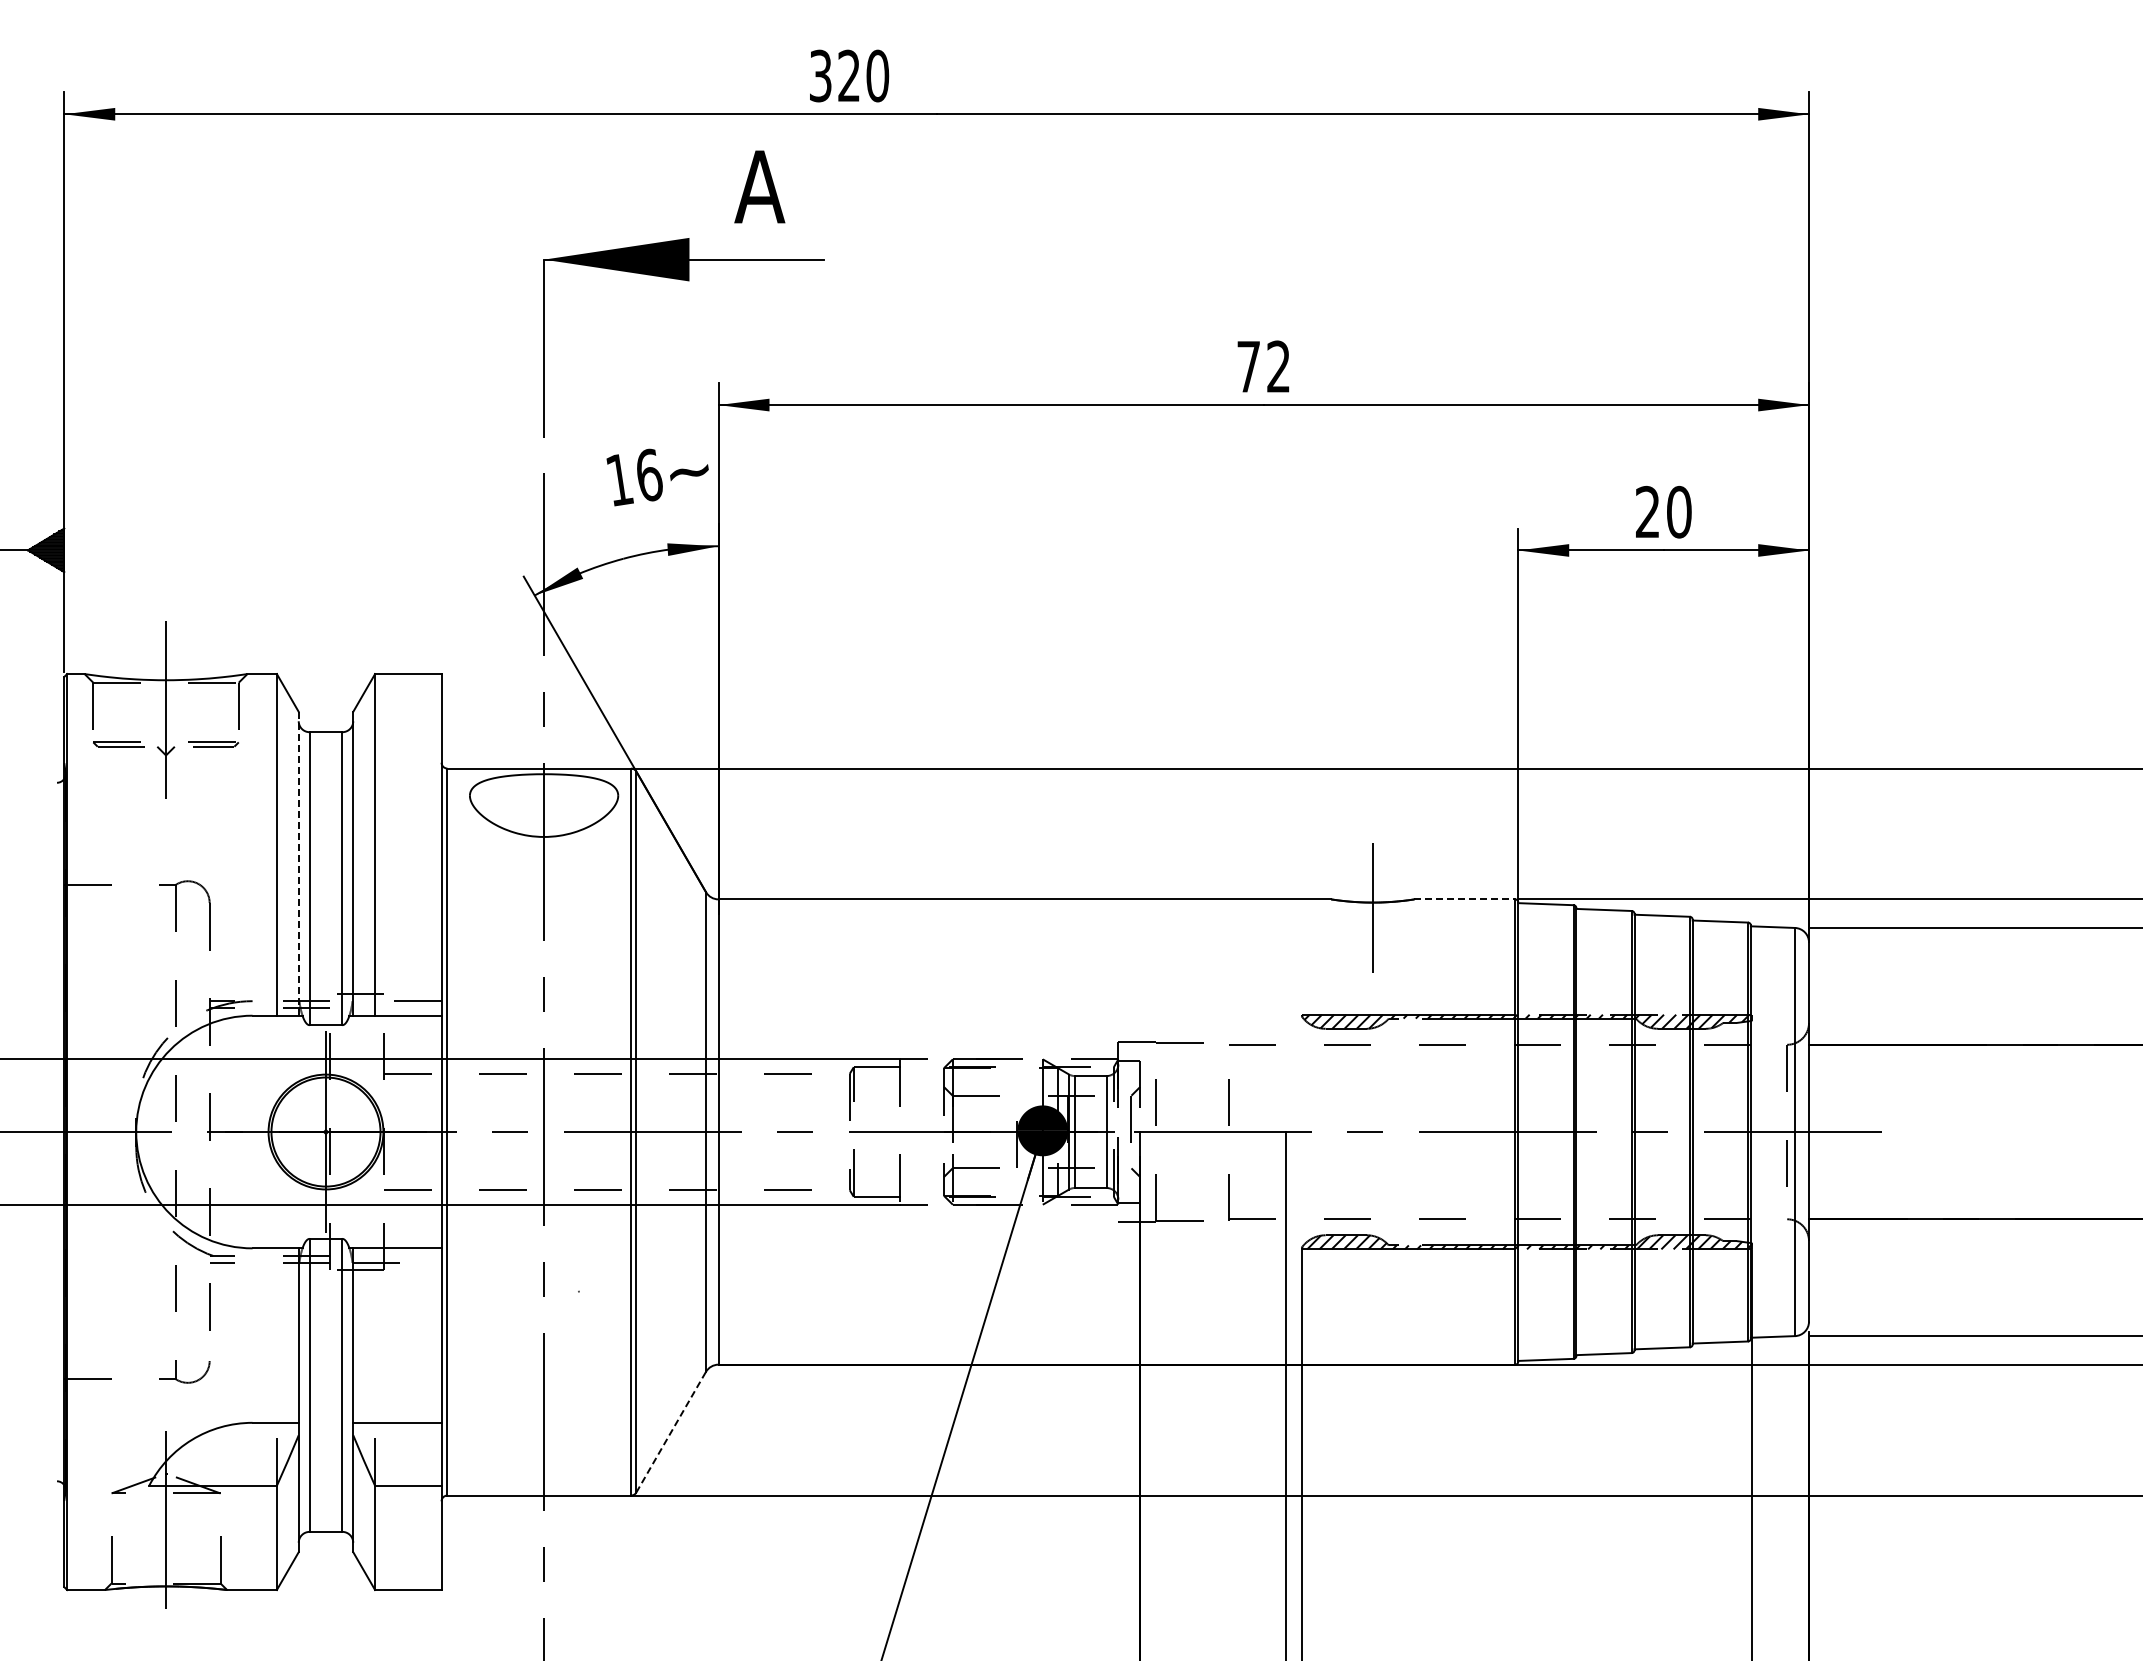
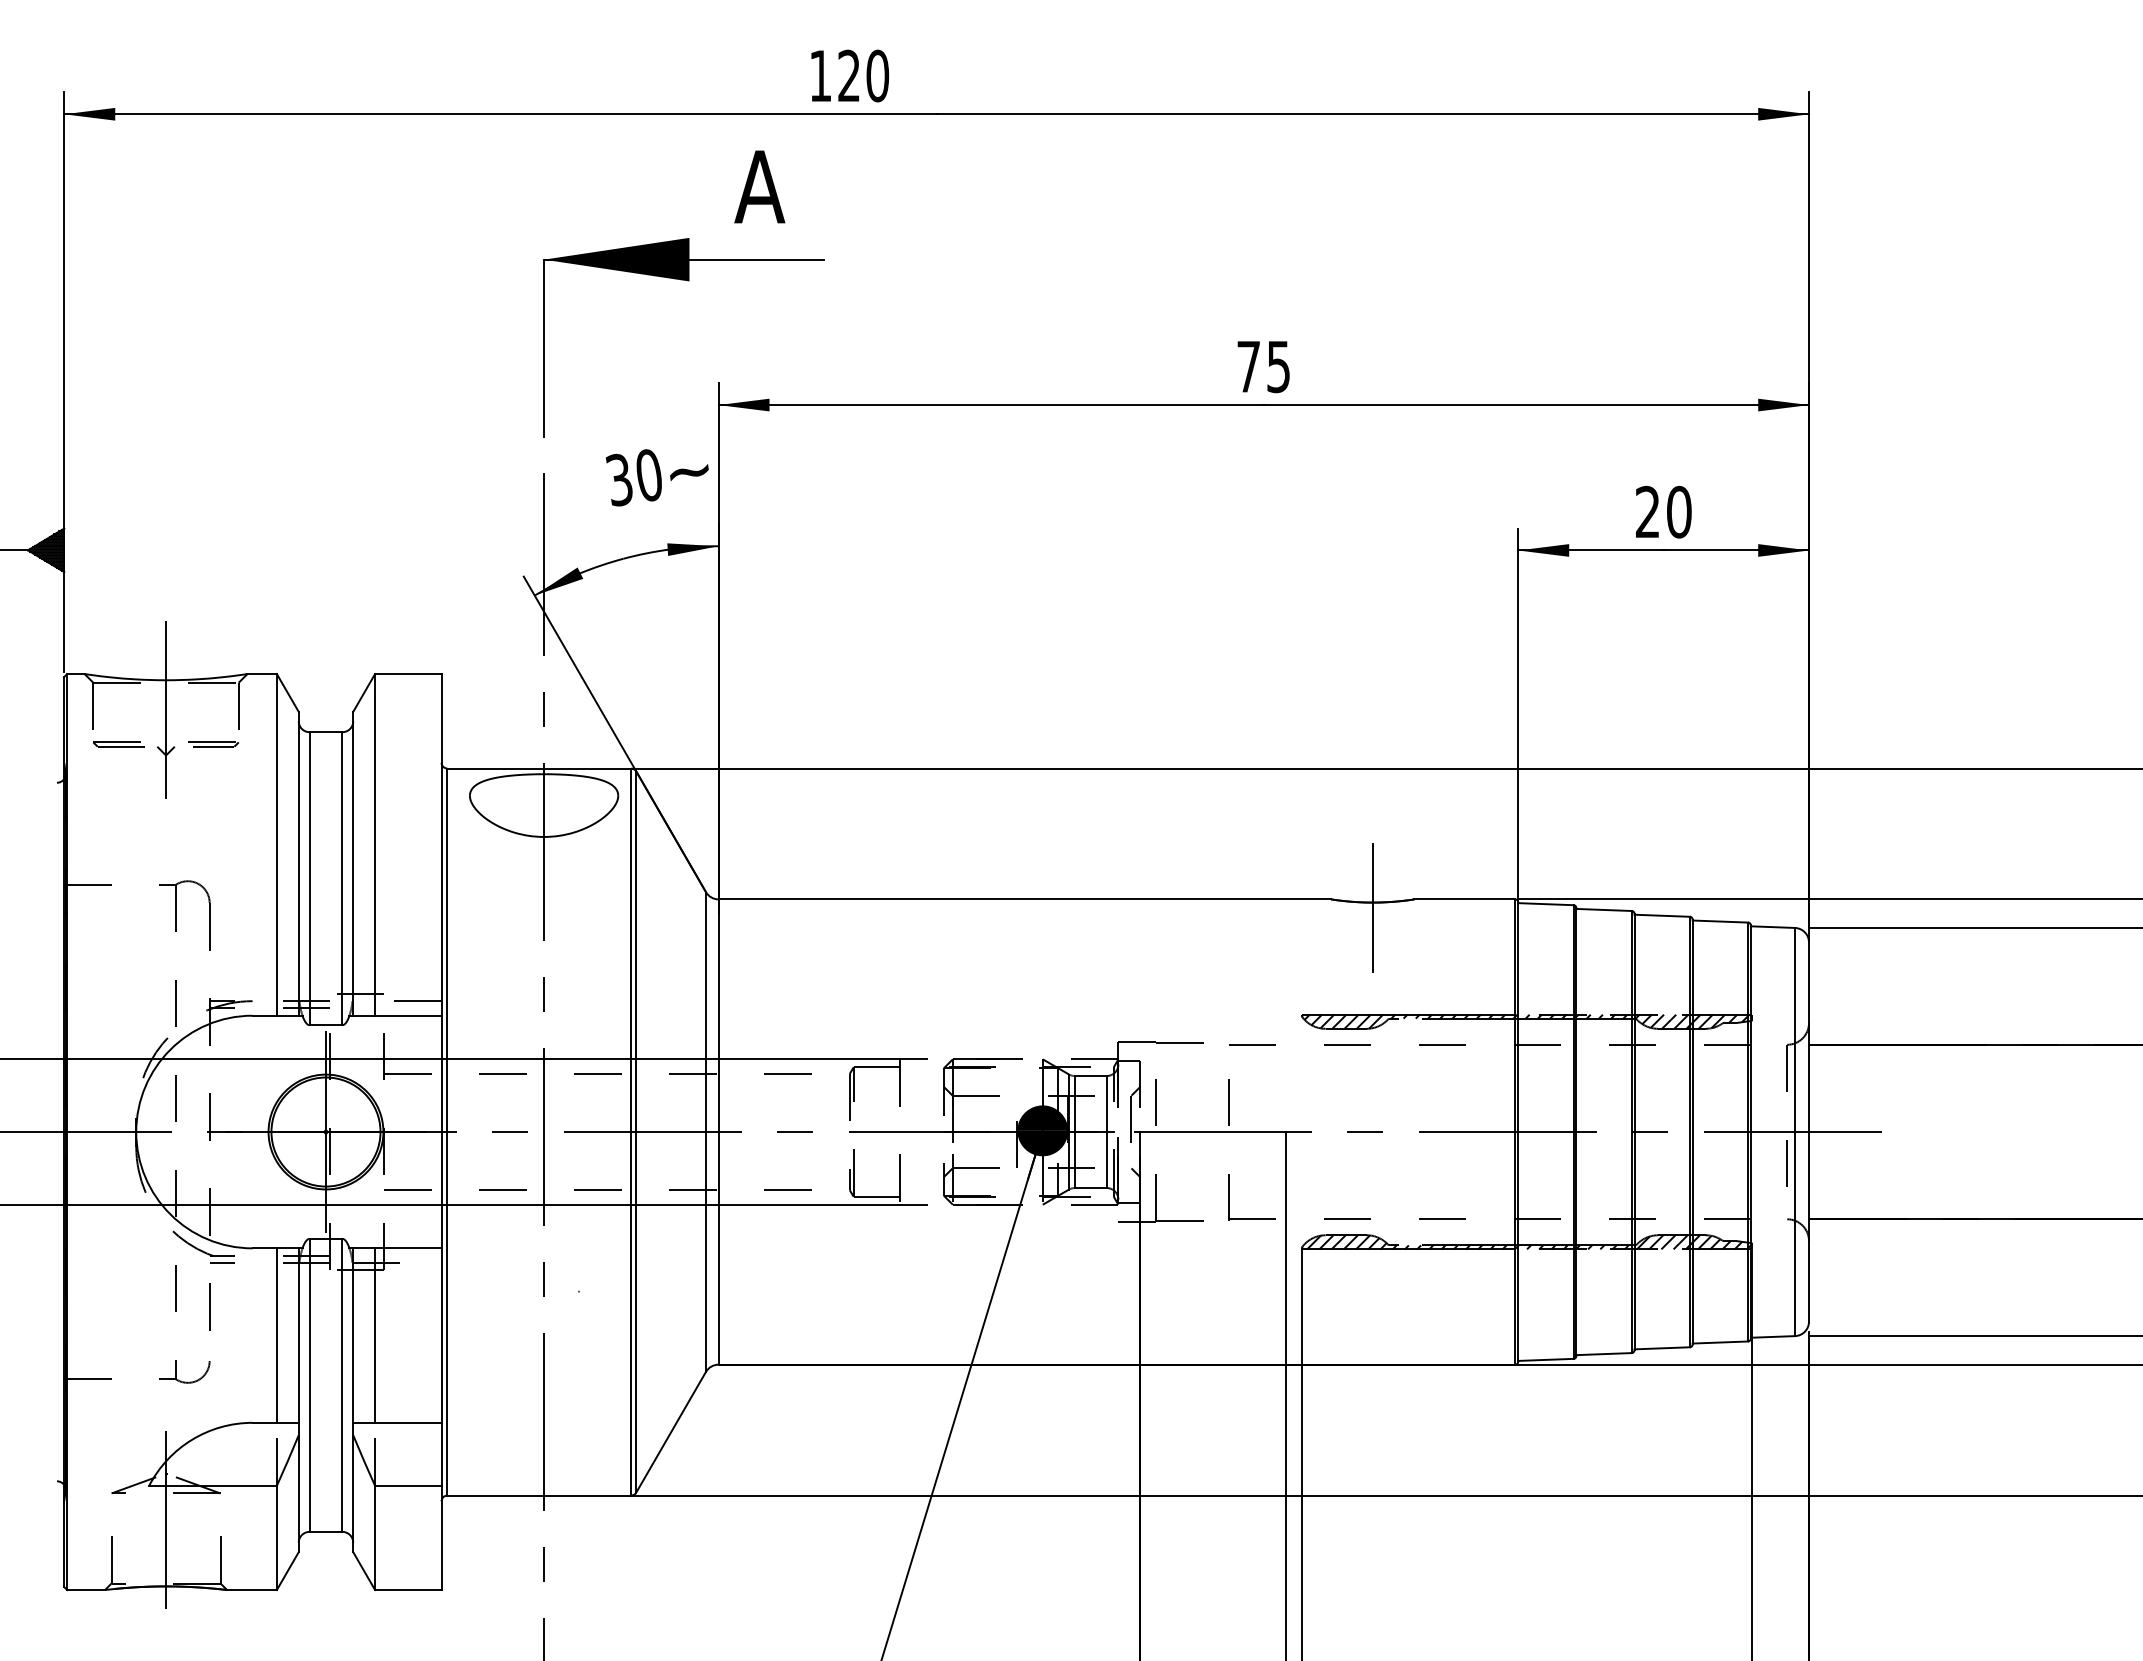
text: 320 -> 120 (820, 75)
text: 72 -> 75 (1278, 366)
text: 16 -> 30 (634, 477)
line: dashed -> solid (298, 863)
line: dashed -> solid (1465, 899)
line: none -> present (276, 1335)
line: none -> present (375, 1335)
line: dashed -> solid (671, 1432)
